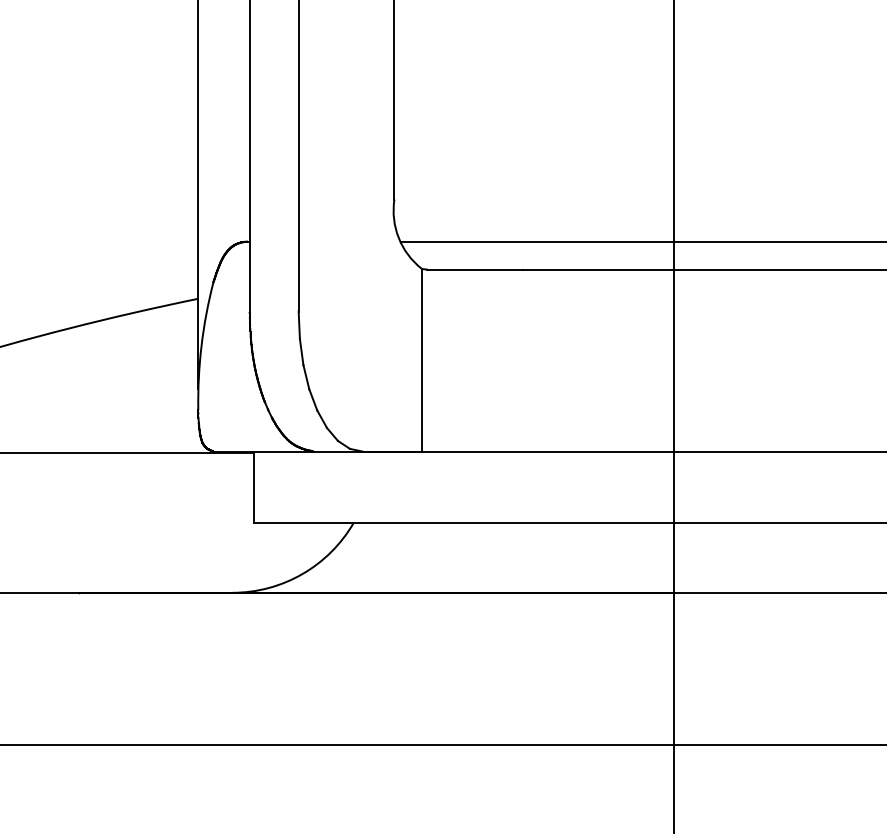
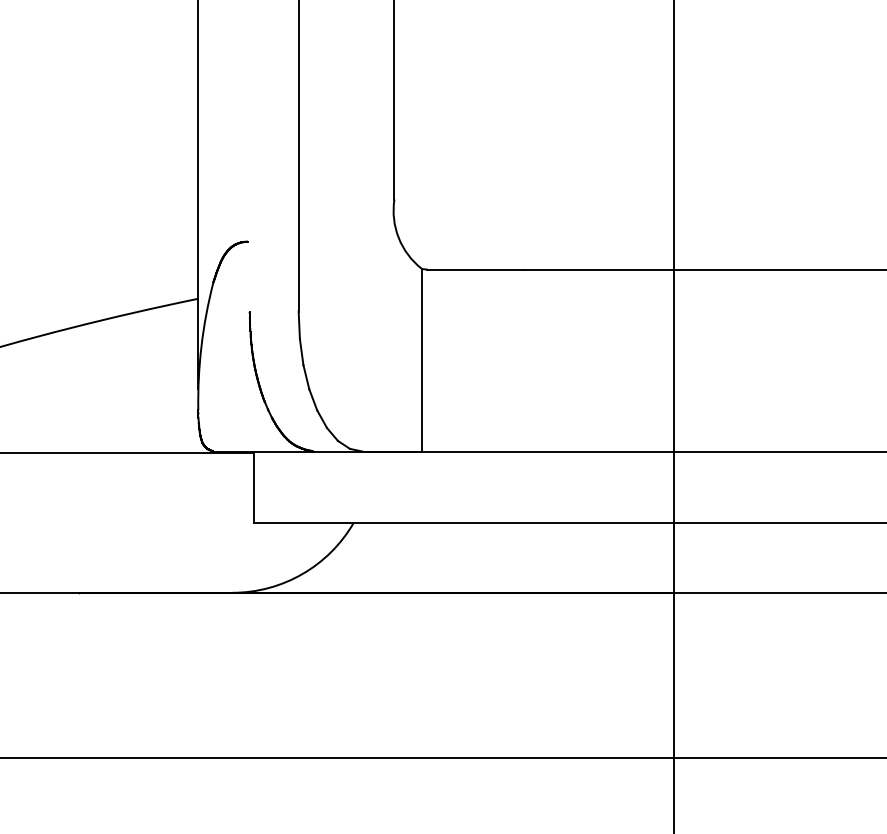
line: present -> none (249, 156)
line: present -> none (641, 241)
line position: (442, 745) -> (442, 758) (442, 758)
